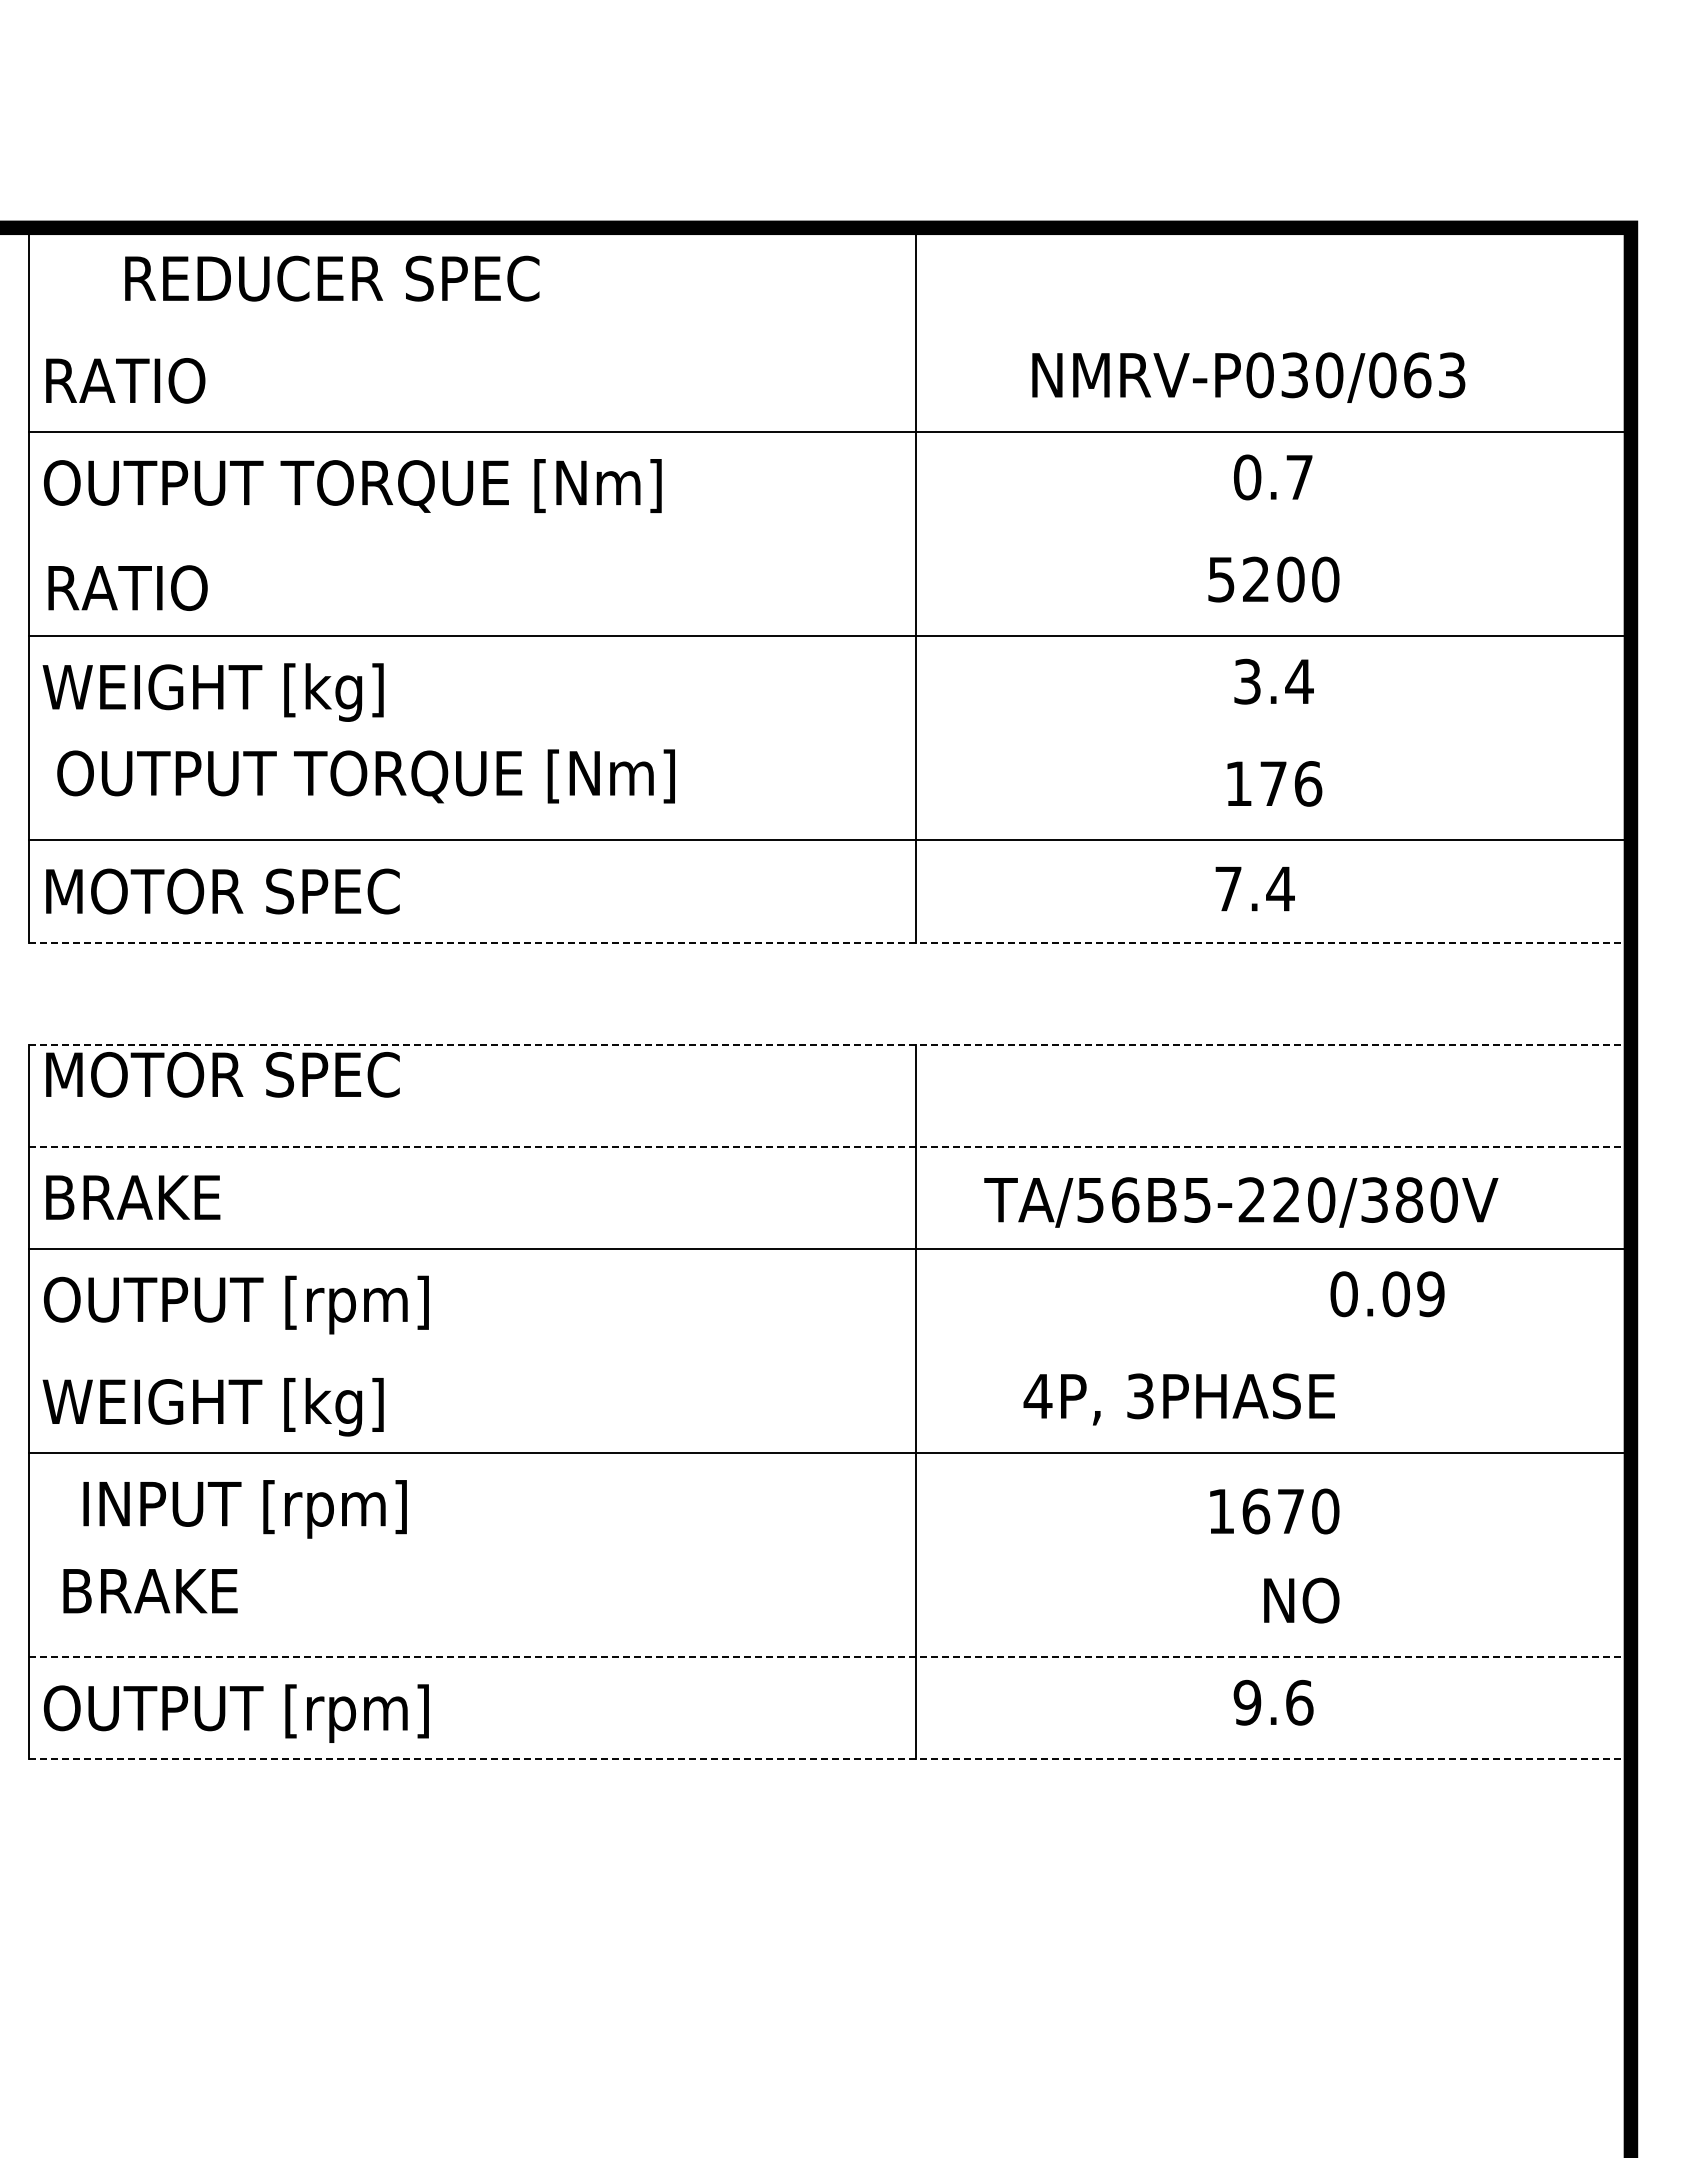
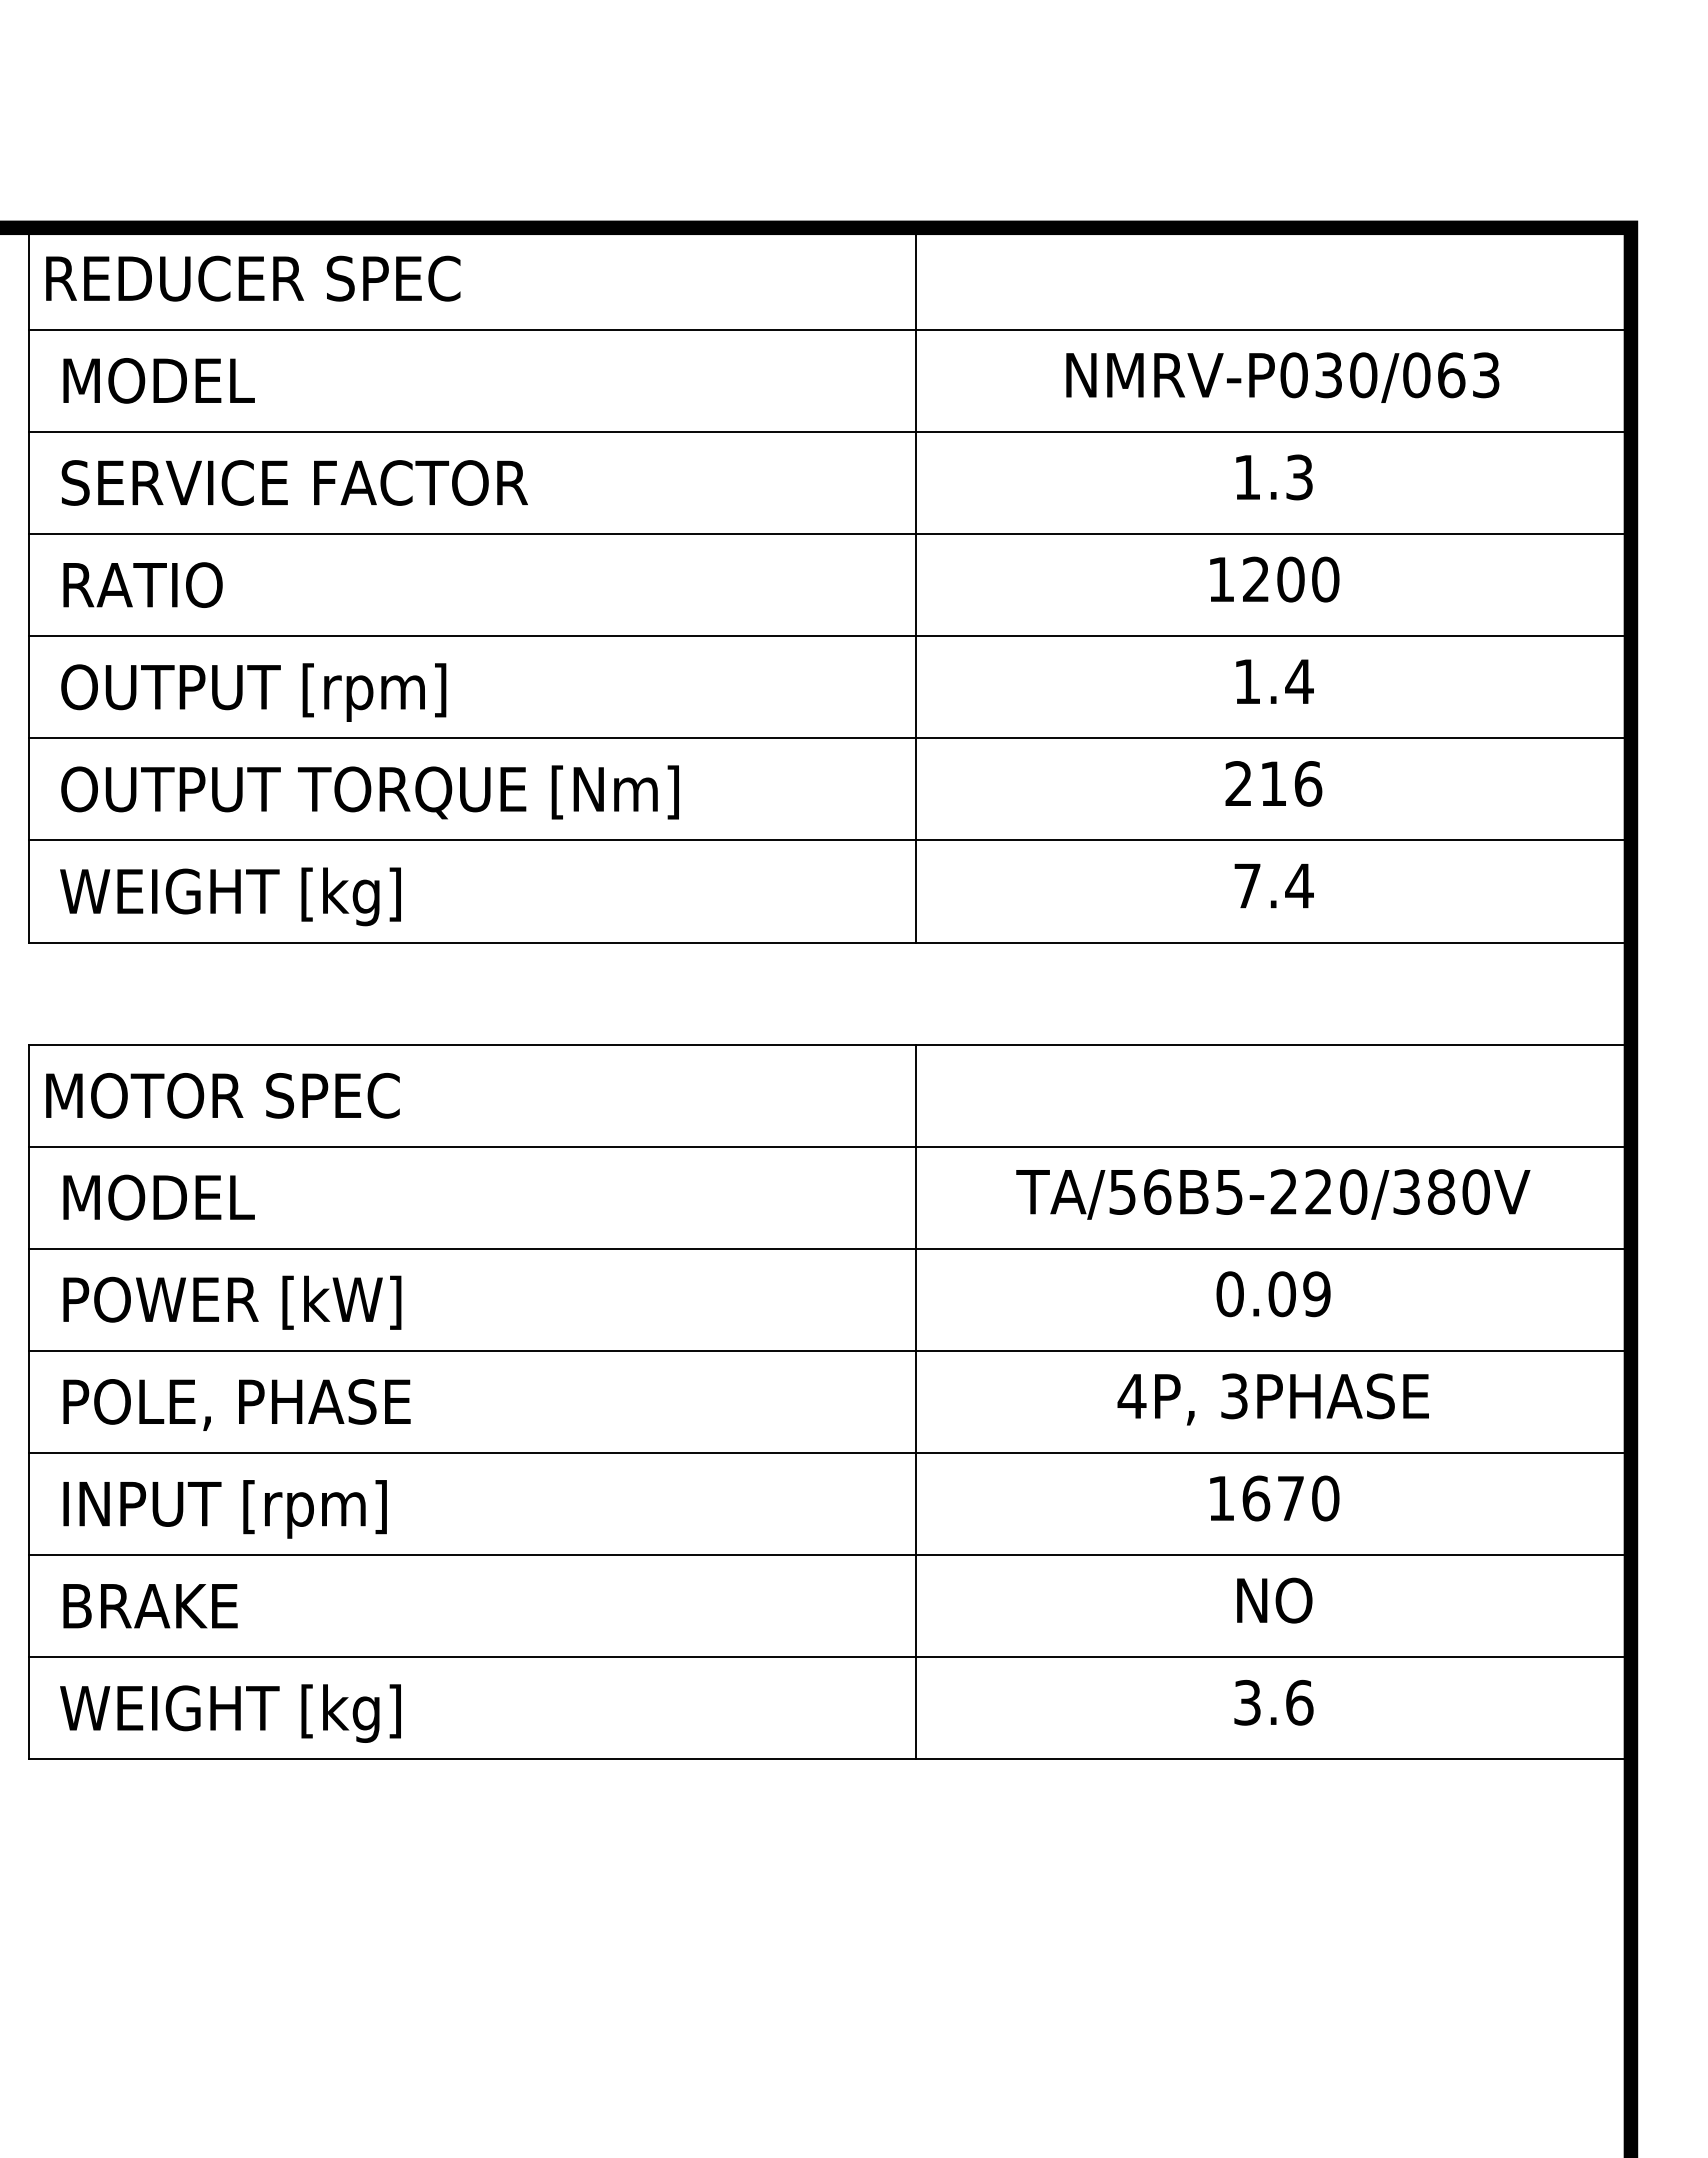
text position: (332, 278) -> (253, 278) (253, 278)
line: none -> present (829, 329)
text position: (1248, 377) -> (1282, 377) (1282, 377)
text: RATIO -> MODEL (150, 380)
text: 0.7 -> 1.3 (1273, 477)
text: OUTPUT TORQUE [Nm] -> SERVICE FACTOR (352, 486)
line: none -> present (829, 534)
text: 5200 -> 1200 (1221, 579)
text position: (127, 587) -> (142, 584) (142, 584)
text: 3.4 -> 1.4 (1247, 681)
text: WEIGHT [kg] -> OUTPUT [rpm] (244, 692)
line: none -> present (829, 738)
text position: (365, 776) -> (369, 792) (369, 792)
text: 176 -> 216 (1255, 783)
text position: (1254, 889) -> (1273, 886) (1273, 886)
text: MOTOR SPEC -> WEIGHT [kg] (223, 896)
line: dashed -> solid (830, 942)
line: dashed -> solid (830, 1044)
text position: (222, 1074) -> (222, 1095) (222, 1095)
line: dashed -> solid (830, 1146)
text: BRAKE -> MODEL (150, 1197)
text position: (1241, 1202) -> (1273, 1194) (1273, 1194)
text position: (1387, 1294) -> (1273, 1294) (1273, 1294)
text: OUTPUT [rpm] -> POWER [kW] (235, 1304)
line: none -> present (829, 1350)
text position: (1178, 1399) -> (1272, 1399) (1272, 1399)
text: WEIGHT [kg] -> POLE, PHASE (226, 1407)
text position: (244, 1509) -> (224, 1509) (224, 1509)
text position: (1274, 1511) -> (1274, 1498) (1274, 1498)
line: none -> present (829, 1555)
text position: (150, 1591) -> (150, 1606) (150, 1606)
text position: (1301, 1600) -> (1274, 1600) (1274, 1600)
line: dashed -> solid (830, 1657)
text: 9.6 -> 3.6 (1247, 1702)
text: OUTPUT [rpm] -> WEIGHT [kg] (235, 1713)
line: dashed -> solid (830, 1759)
